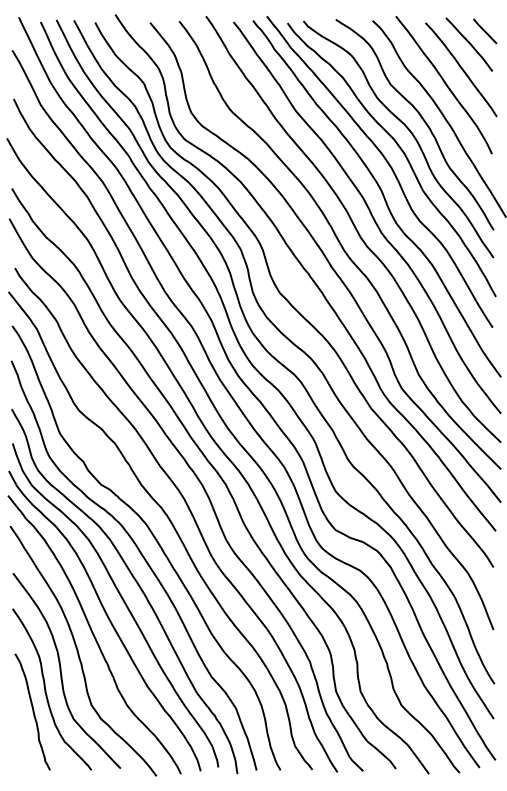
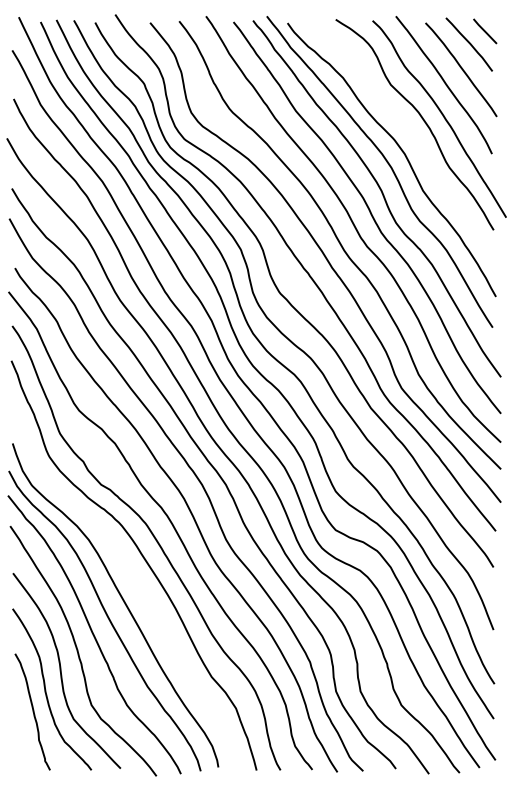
curve: present -> none (410, 133)
curve: present -> none (137, 585)
